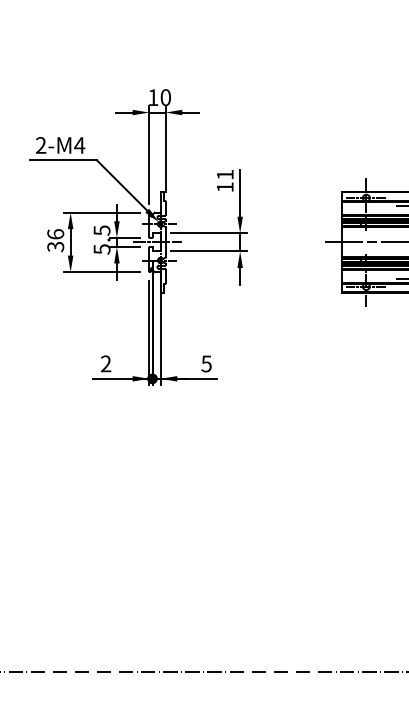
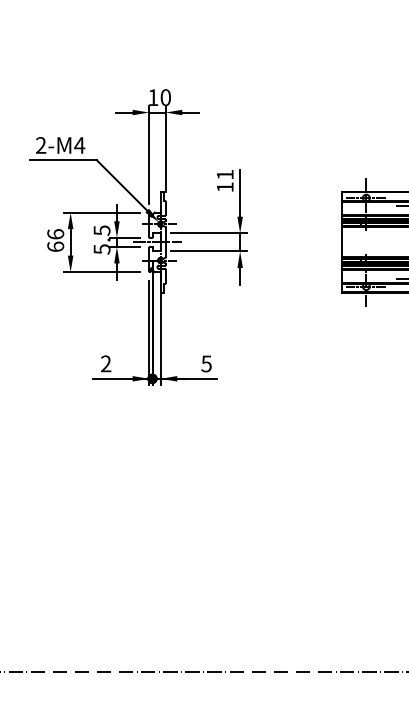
line: present -> none (365, 242)
text: 36 -> 66 (55, 246)
